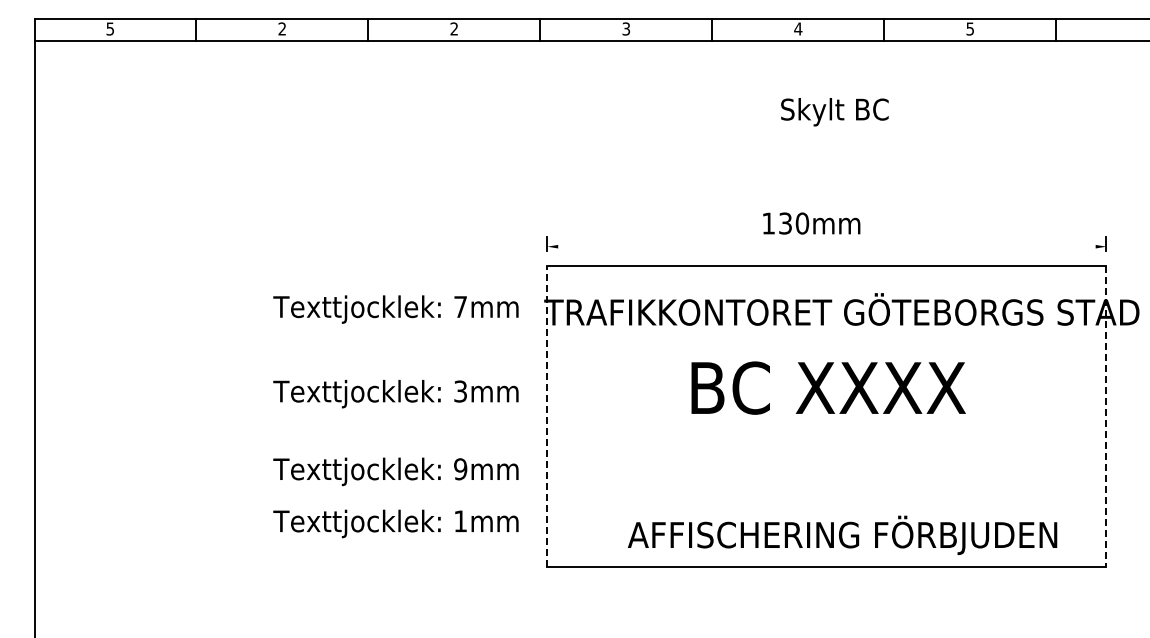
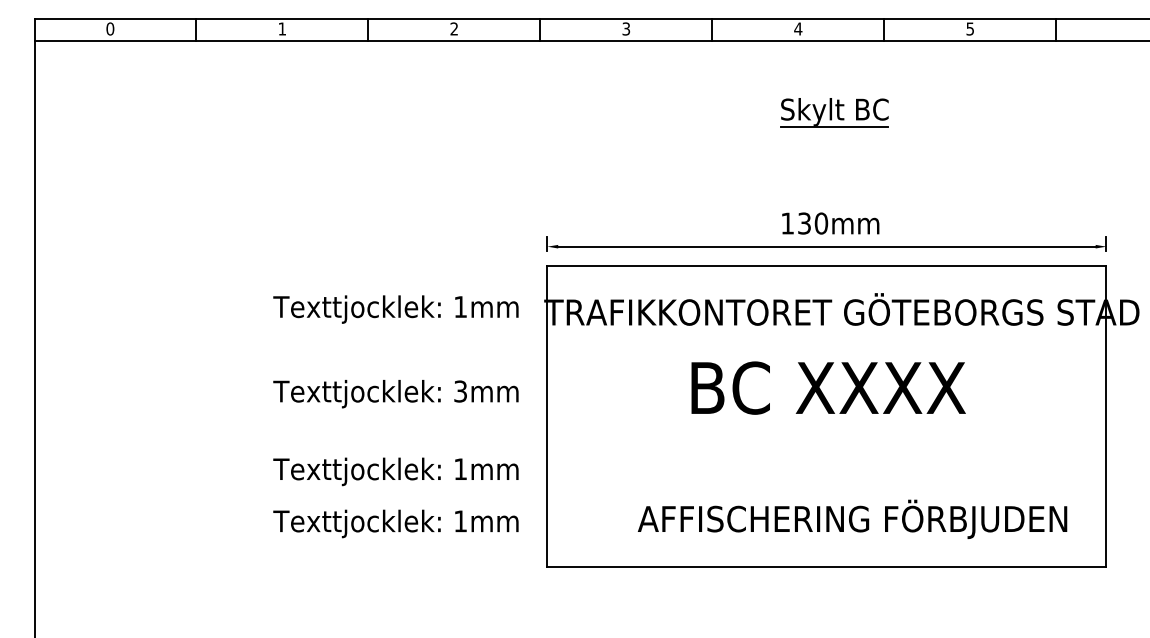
text: 5 -> 0 (110, 28)
text: 2 -> 1 (281, 28)
line: none -> present (833, 126)
text position: (811, 223) -> (830, 223) (830, 223)
line: none -> present (826, 246)
text: 7mm -> 1mm (460, 306)
line: dashed -> solid (547, 416)
line: dashed -> solid (1106, 417)
text: 9mm -> 1mm (460, 469)
text position: (842, 534) -> (852, 518) (852, 518)
